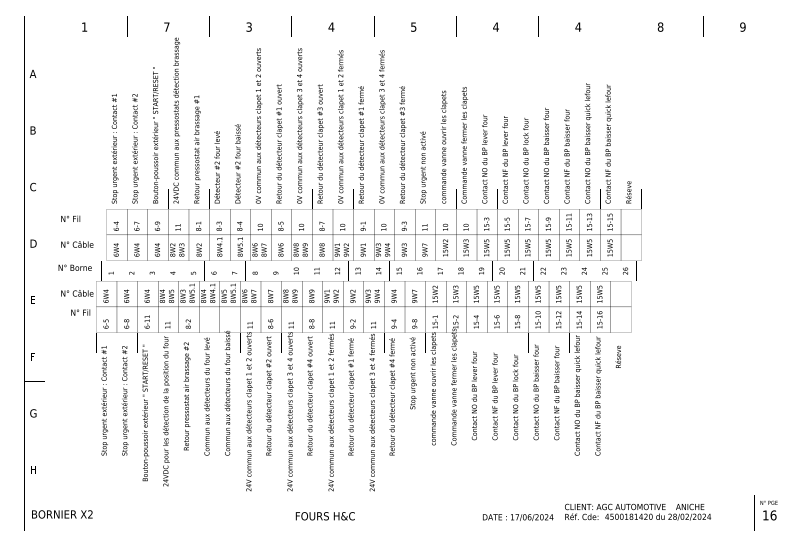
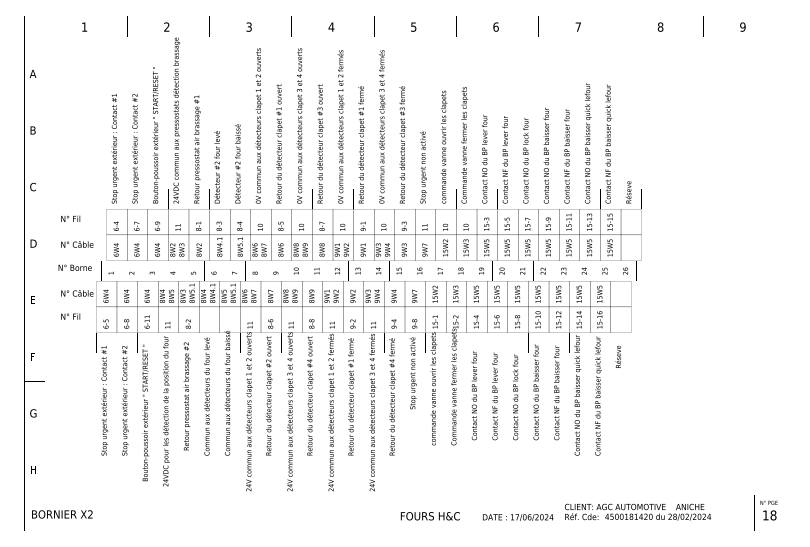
text: 7 -> 2 (166, 26)
text: 4 -> 6 (495, 26)
text: 4 -> 7 (578, 26)
text position: (80, 312) -> (70, 316) (70, 316)
text: 16 -> 18 (773, 515)
text position: (324, 516) -> (429, 516) (429, 516)
